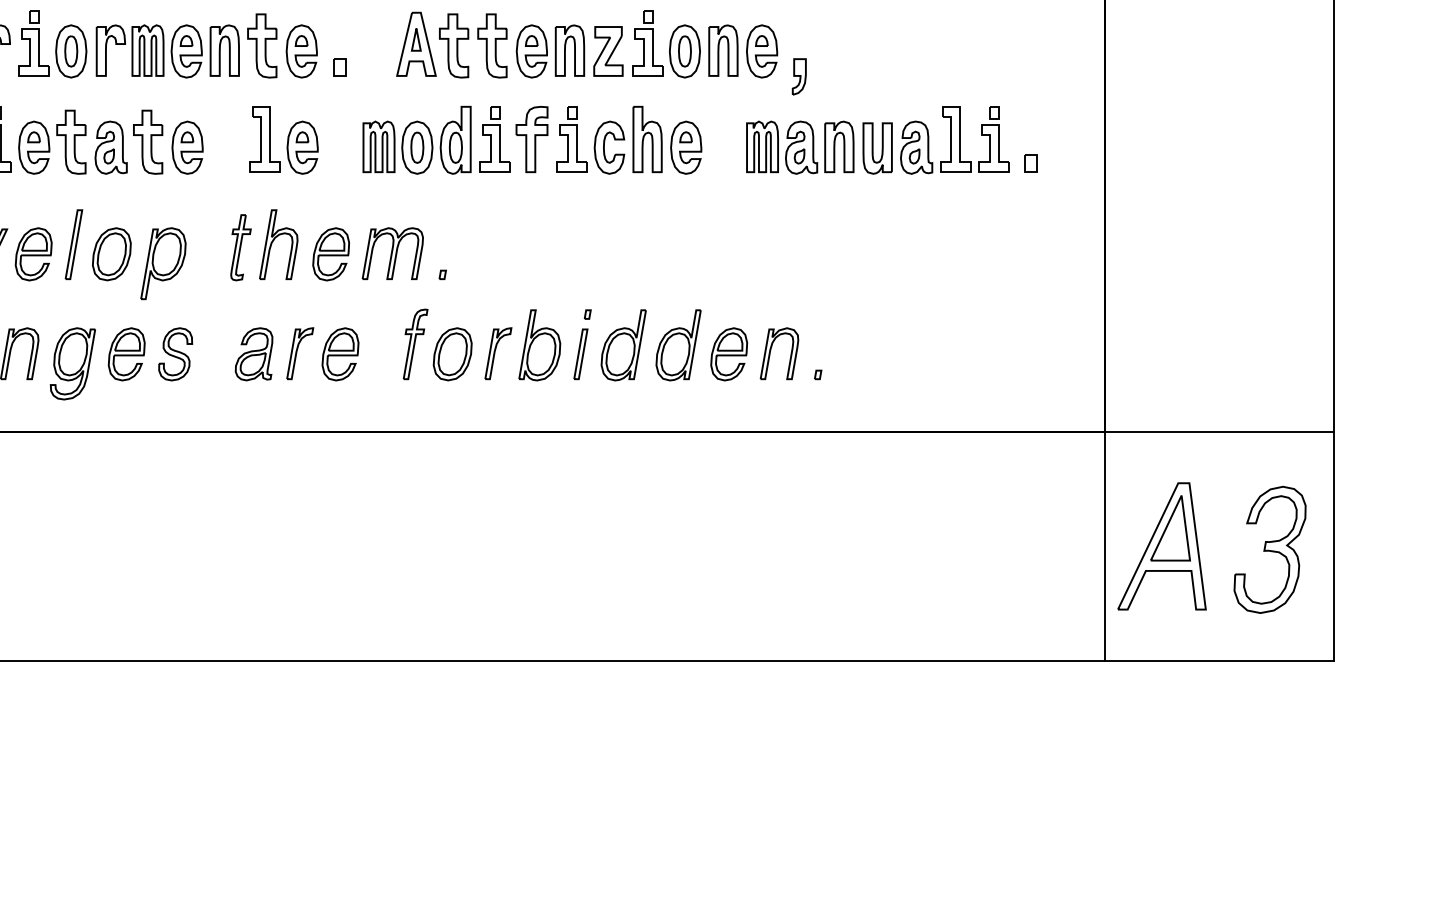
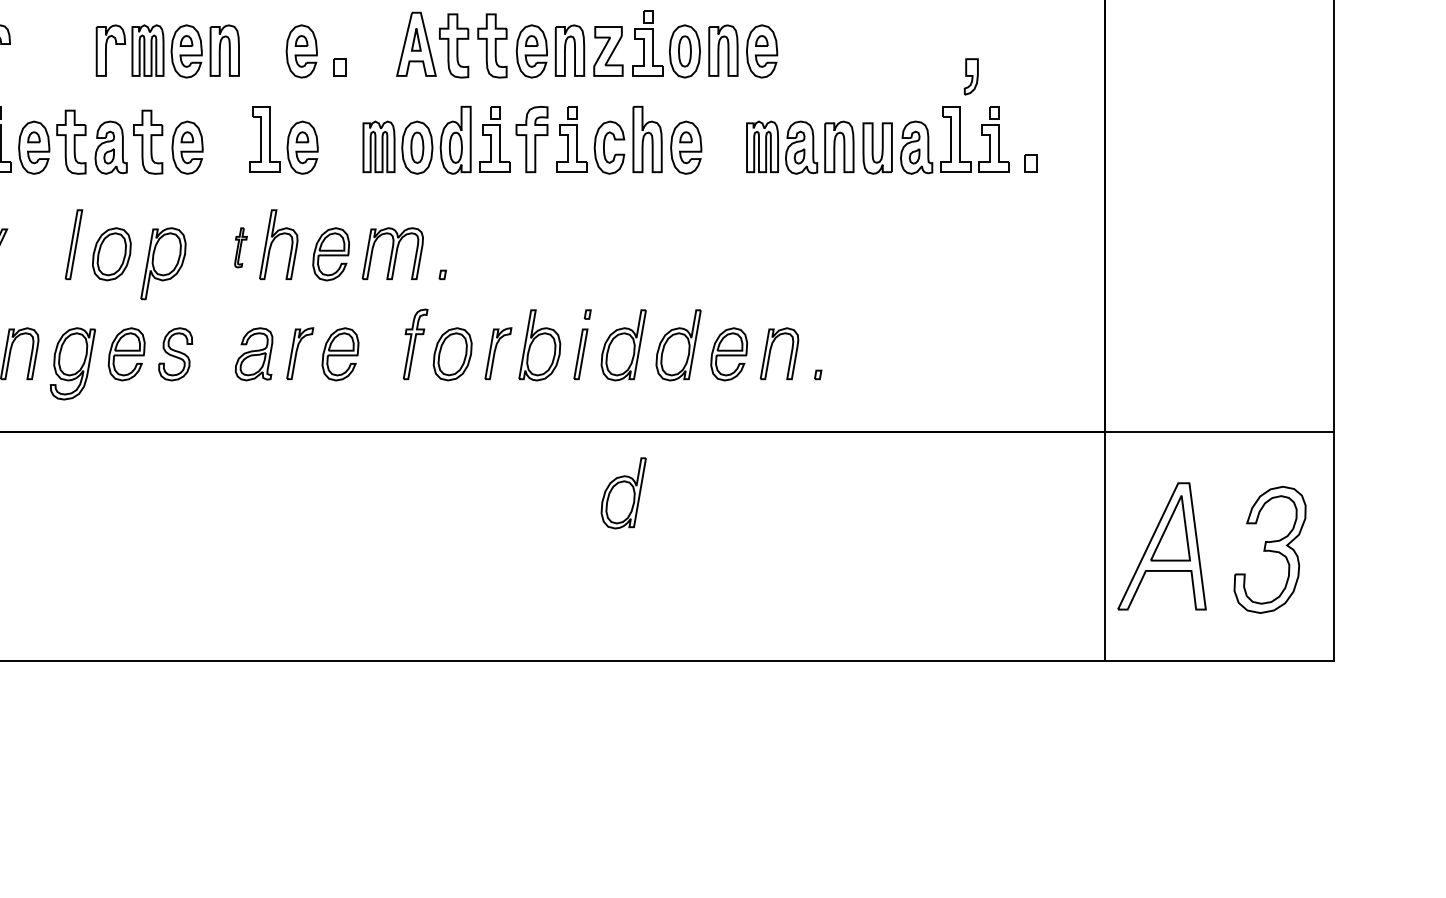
part: present -> none (52, 44)
part: present -> none (262, 45)
part position: (798, 76) -> (970, 76) (970, 76)
part size: 22x68 px -> 14x42 px (240, 247)
part: present -> none (33, 254)
part: none -> present (623, 493)
